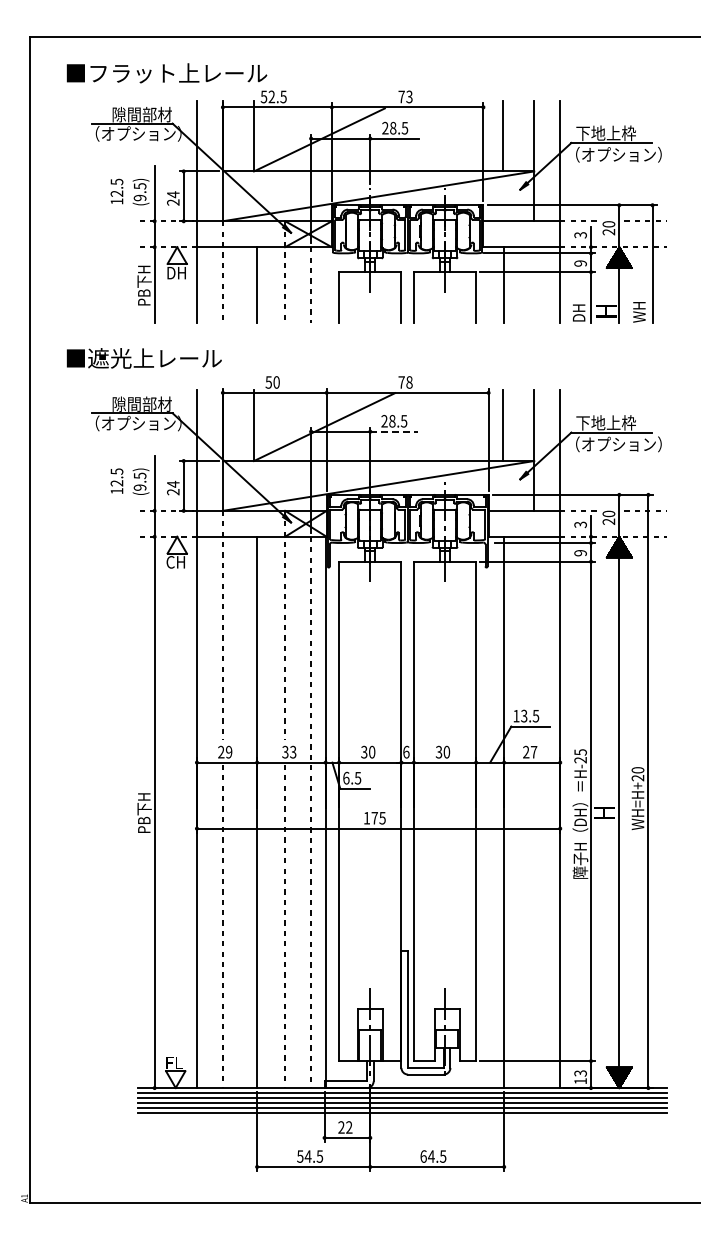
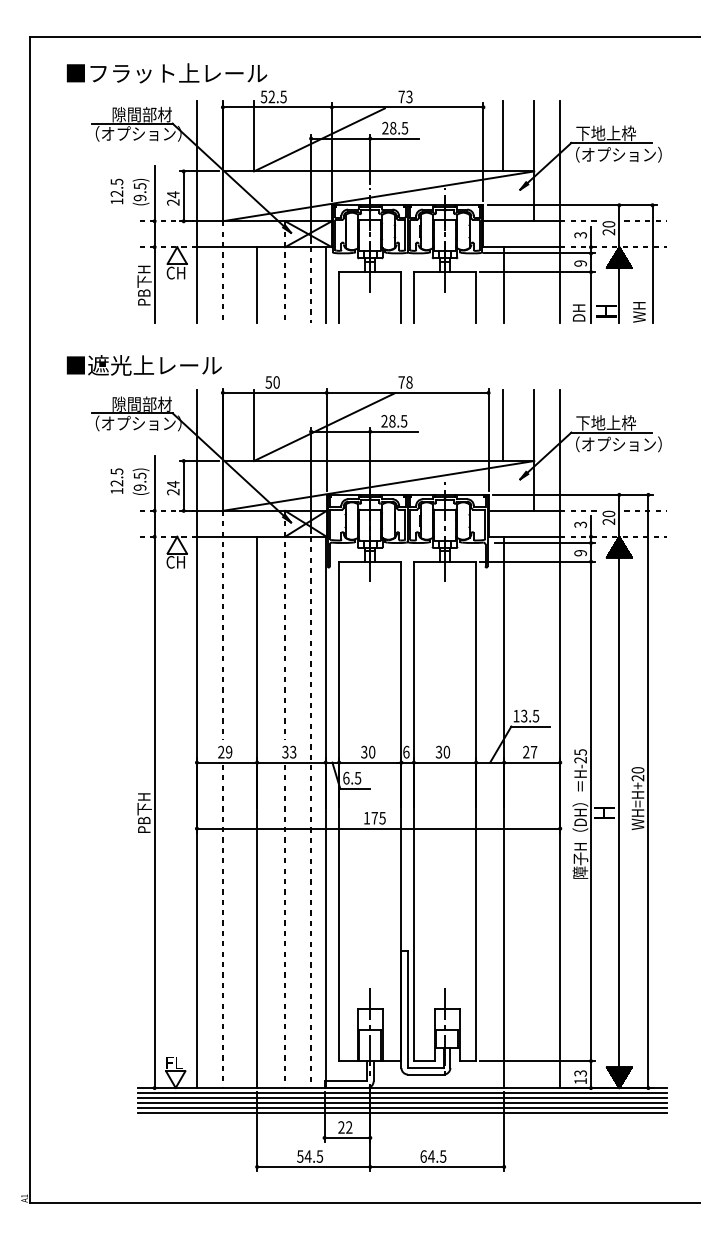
text: DH -> CH (175, 272)
line: none -> present (325, 284)
text position: (143, 358) -> (143, 365) (143, 365)
line: dashed -> solid (394, 431)
